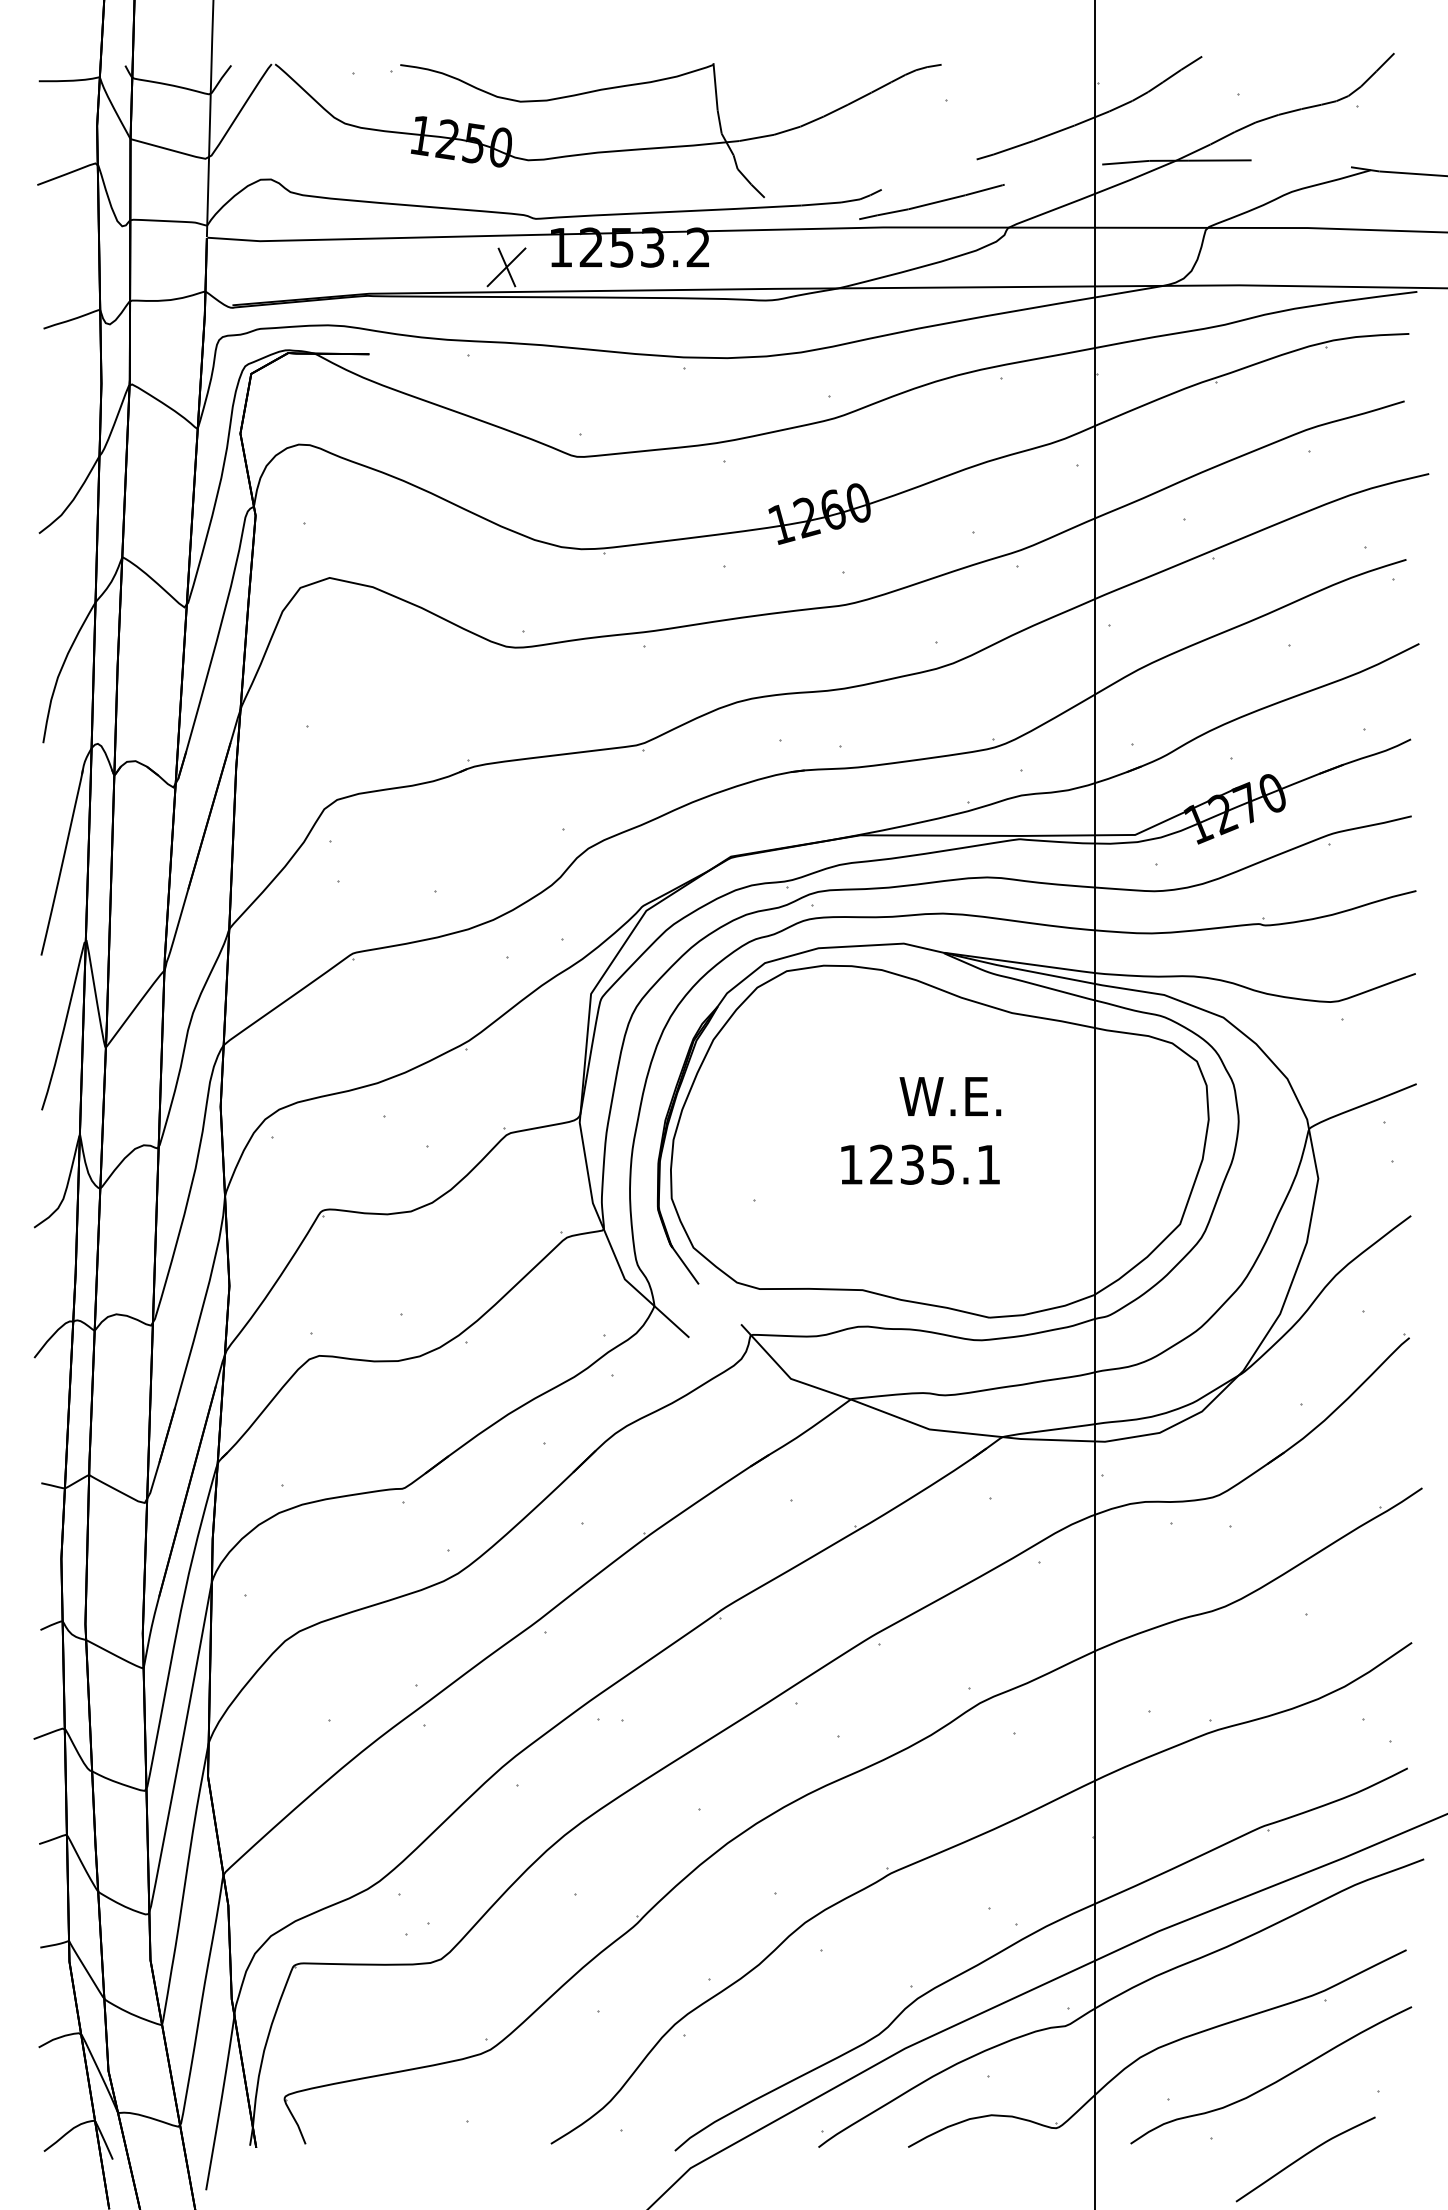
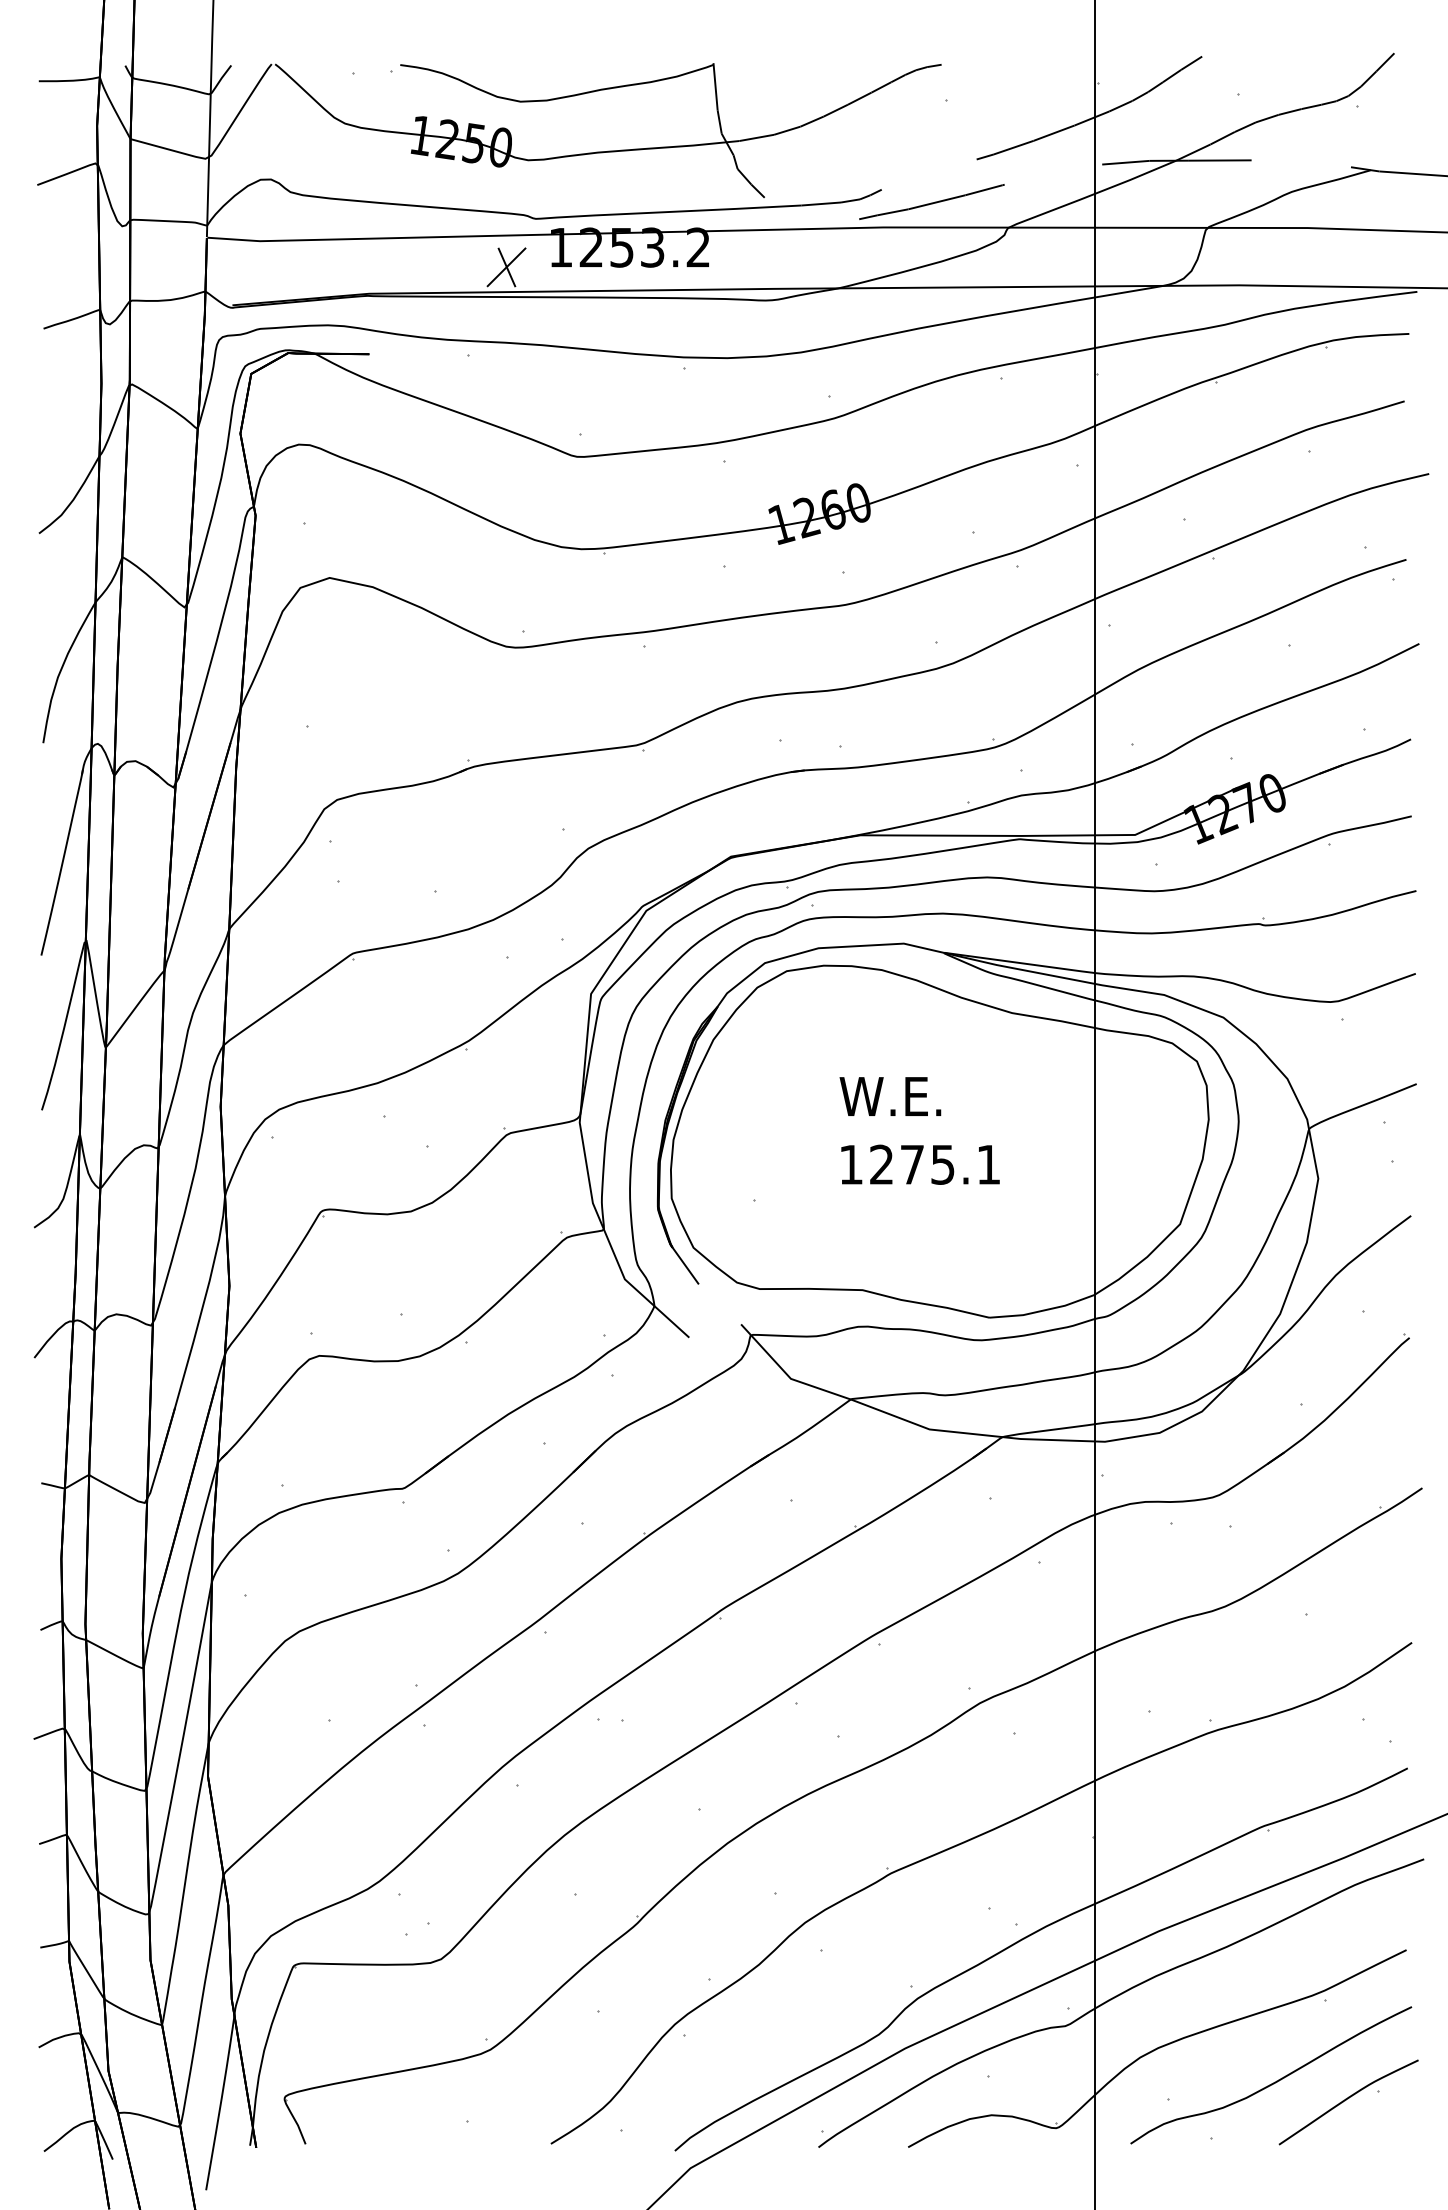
text position: (950, 1096) -> (890, 1096) (890, 1096)
text: 1235.1 -> 1275.1 (911, 1164)
curve position: (1303, 2157) -> (1346, 2100) (1346, 2100)
